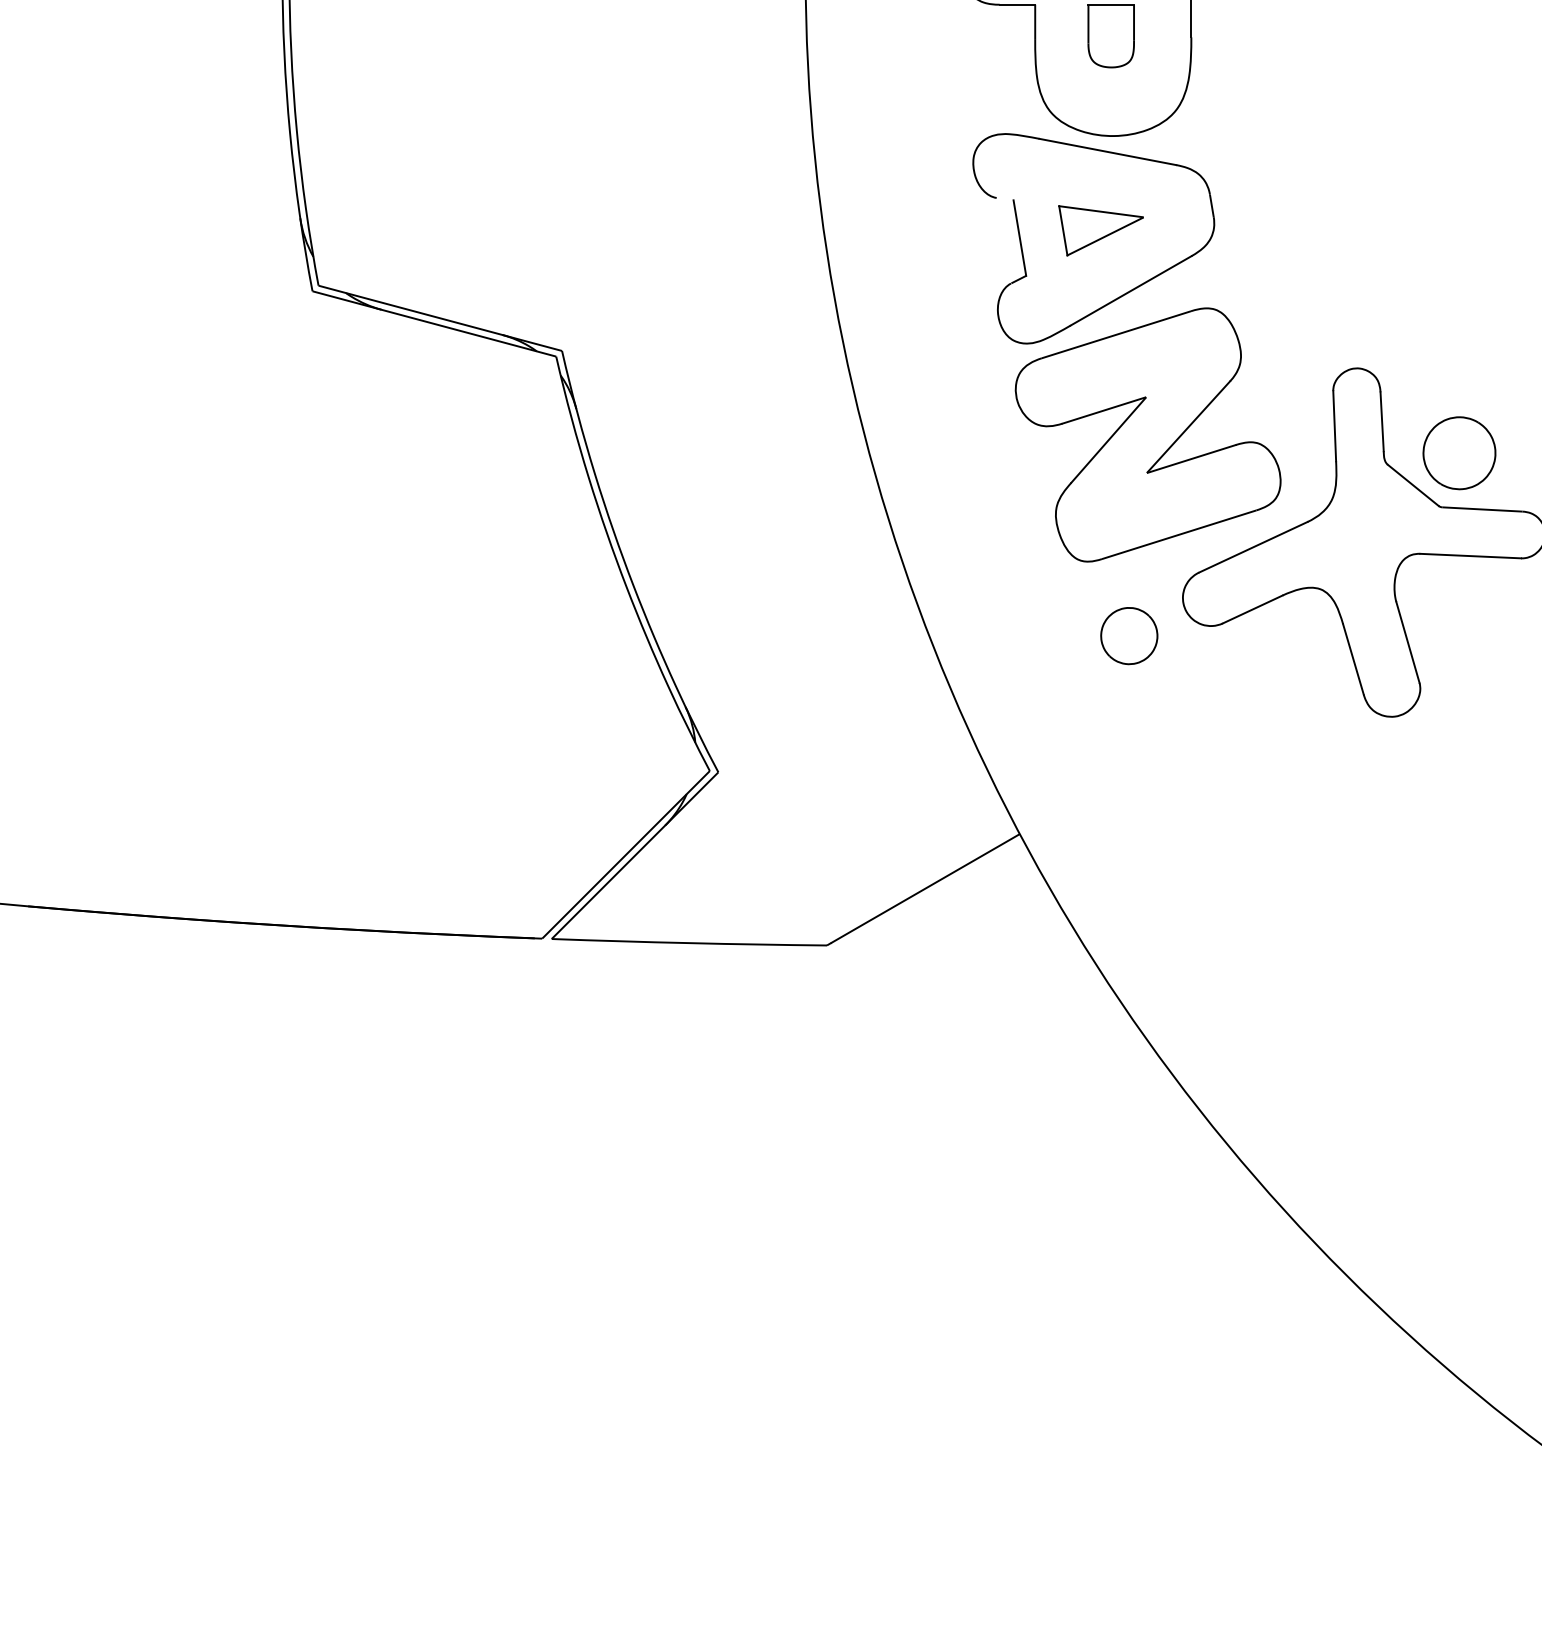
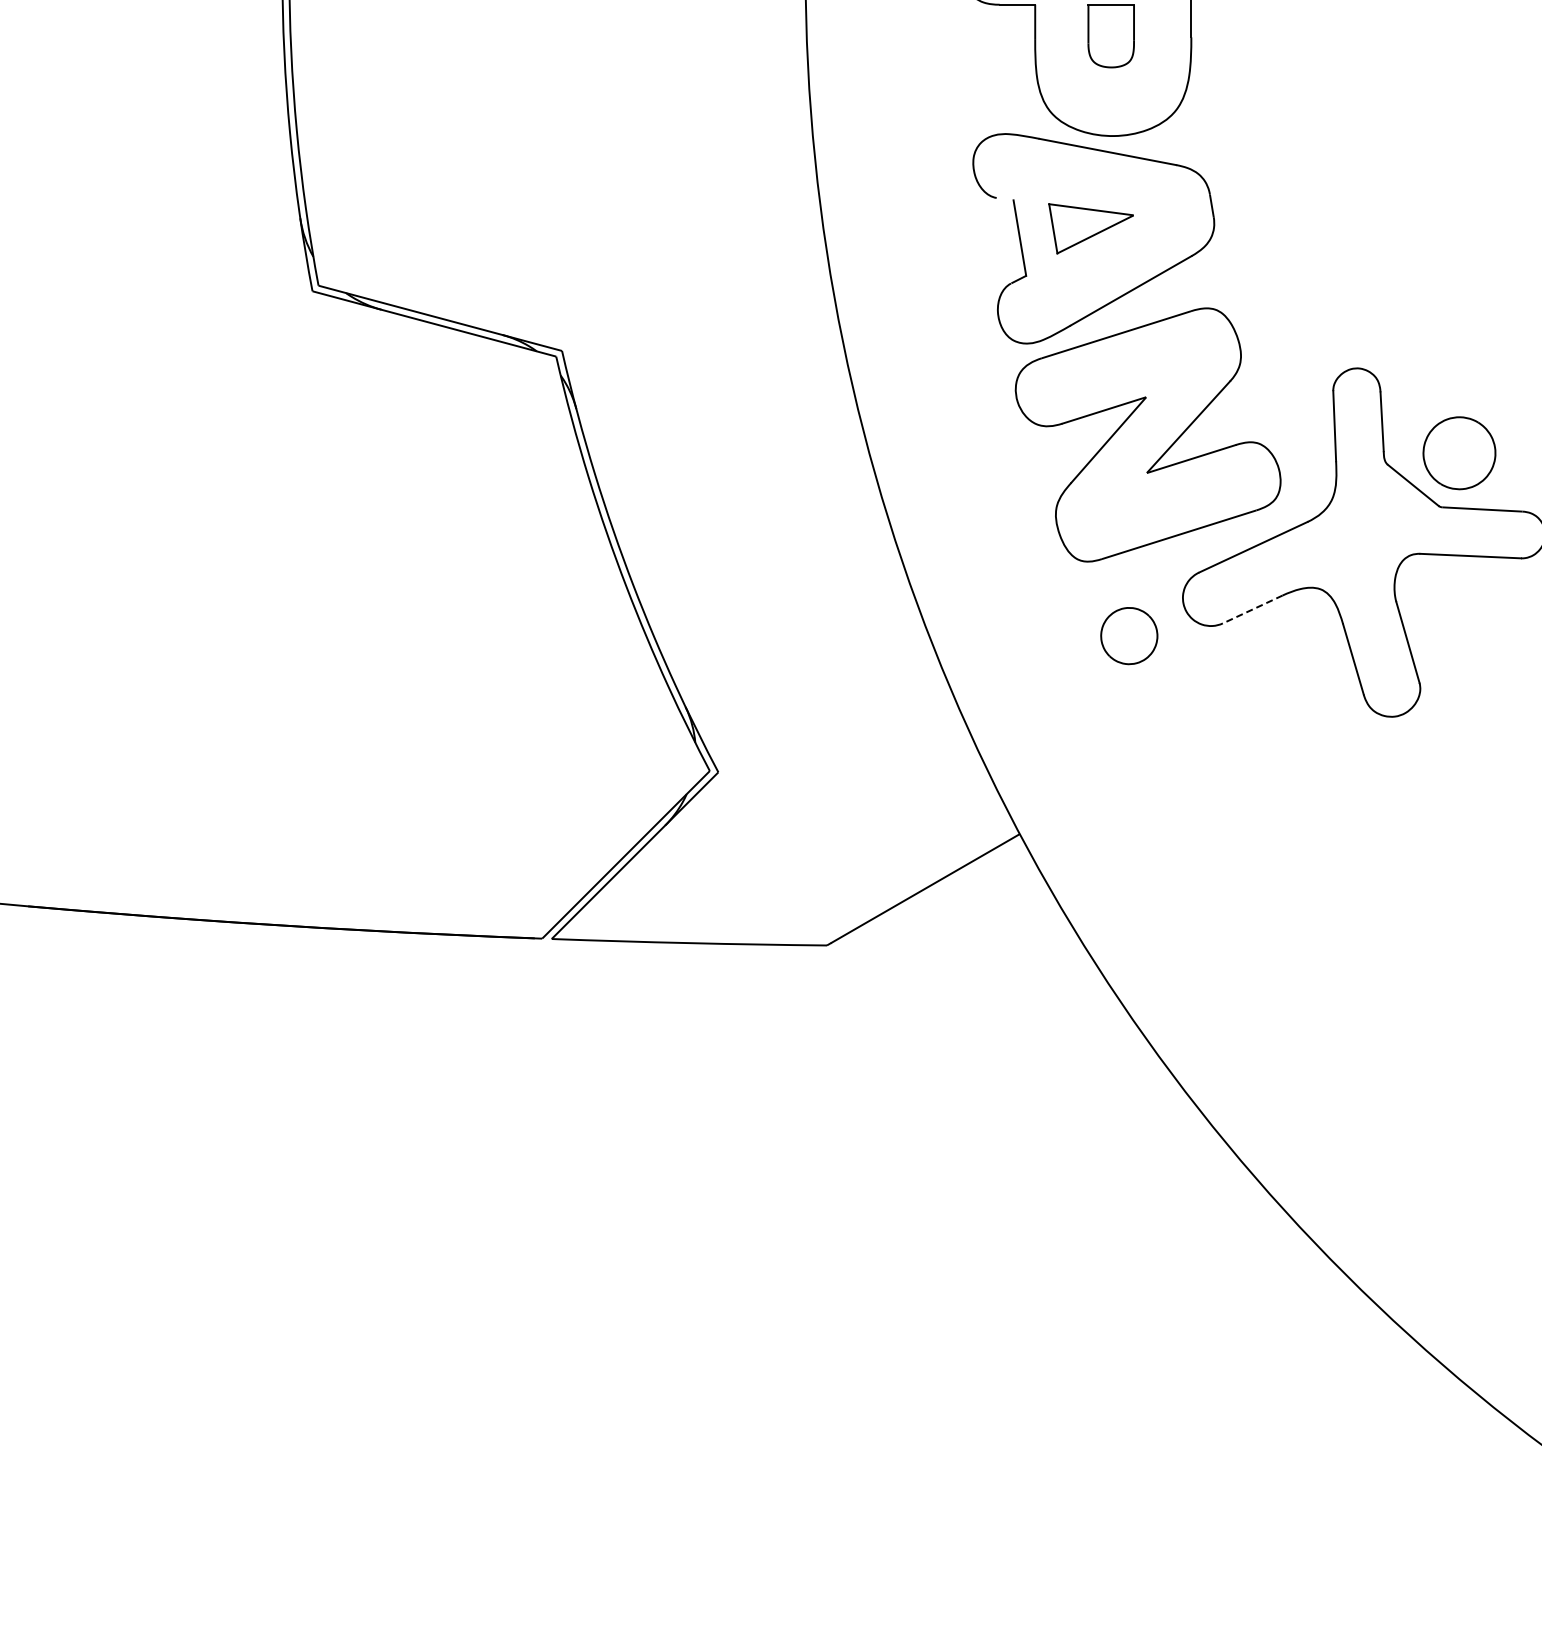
part position: (1100, 230) -> (1090, 228) (1090, 228)
line: solid -> dashed (1252, 609)
